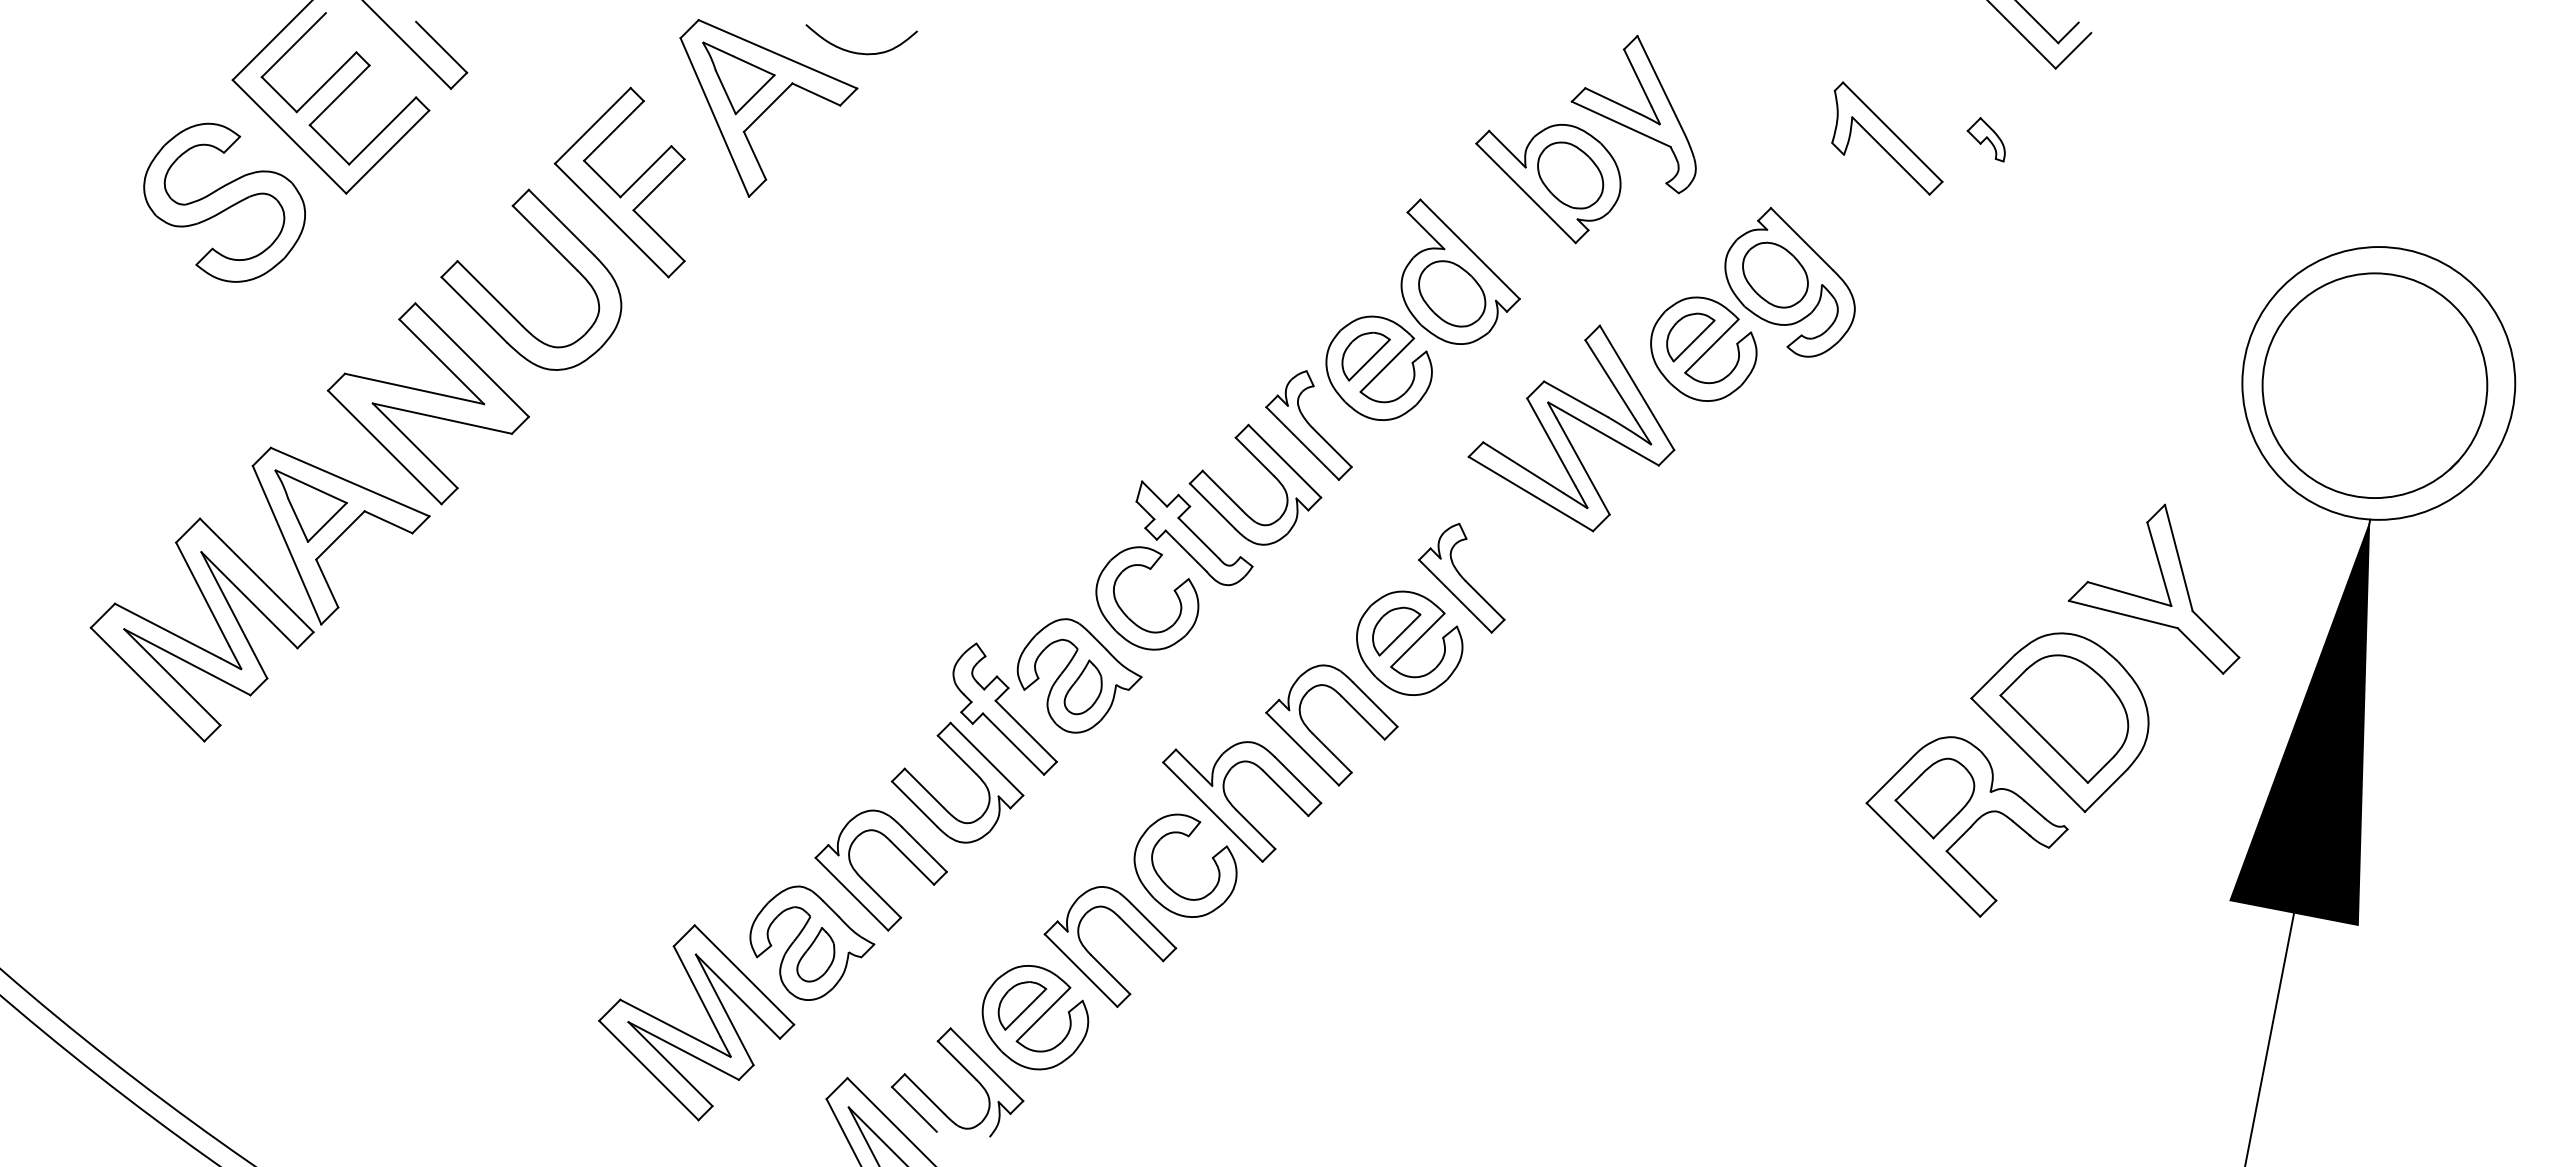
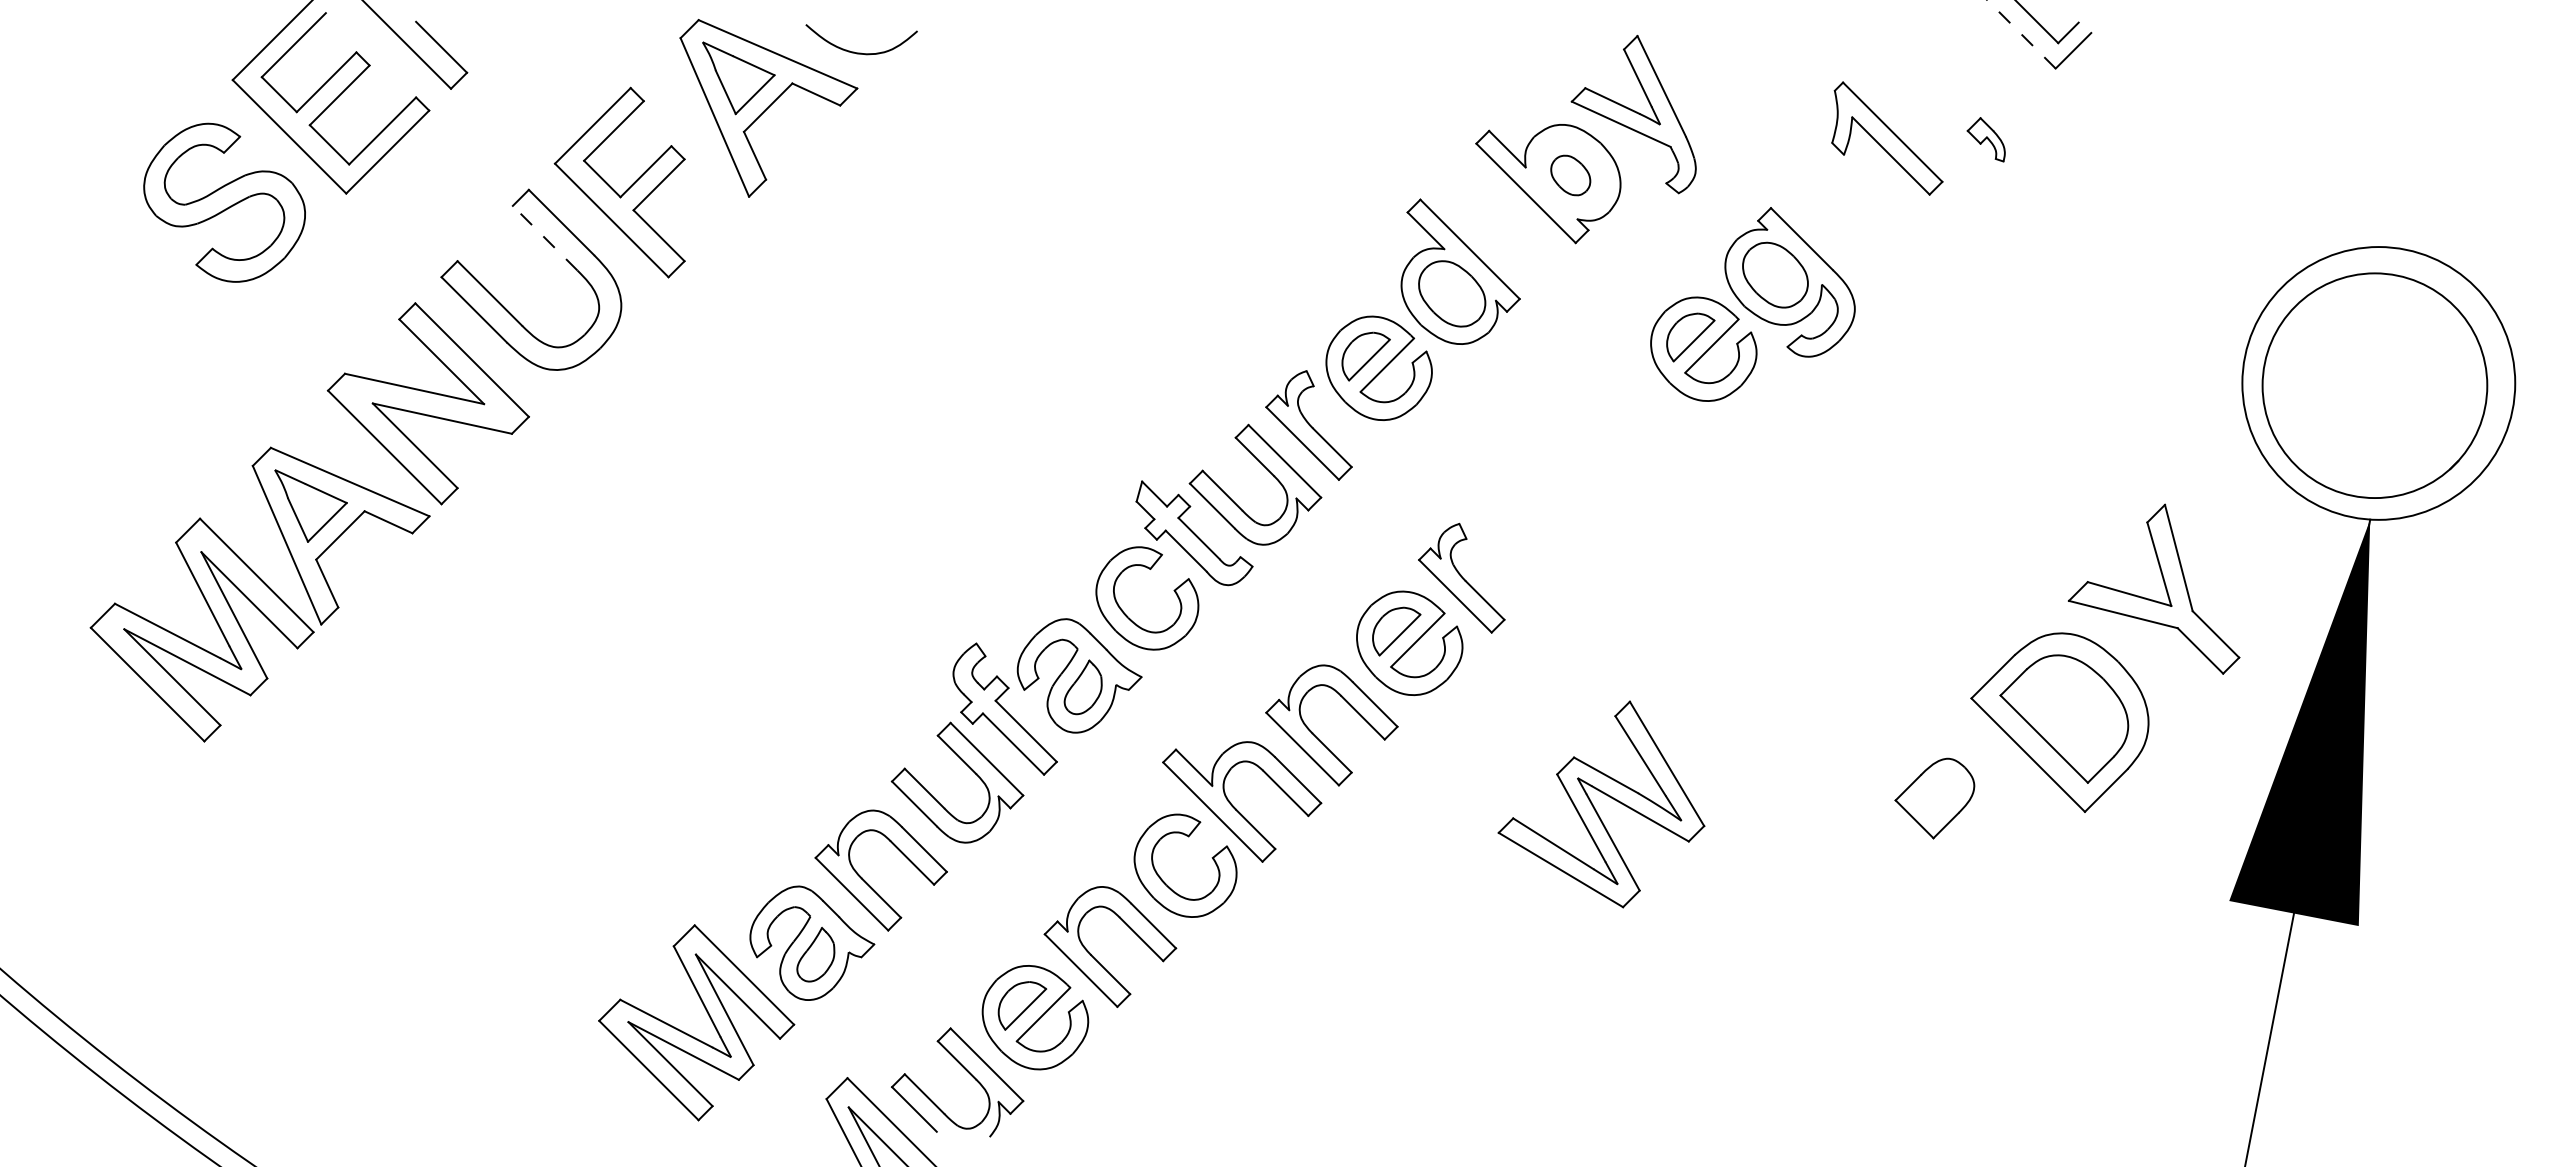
line: solid -> dashed (2021, 34)
part size: 68x69 px -> 42x43 px (1570, 175)
line: solid -> dashed (545, 238)
part position: (1565, 432) -> (1595, 808) (1595, 808)
part: present -> none (1966, 826)
